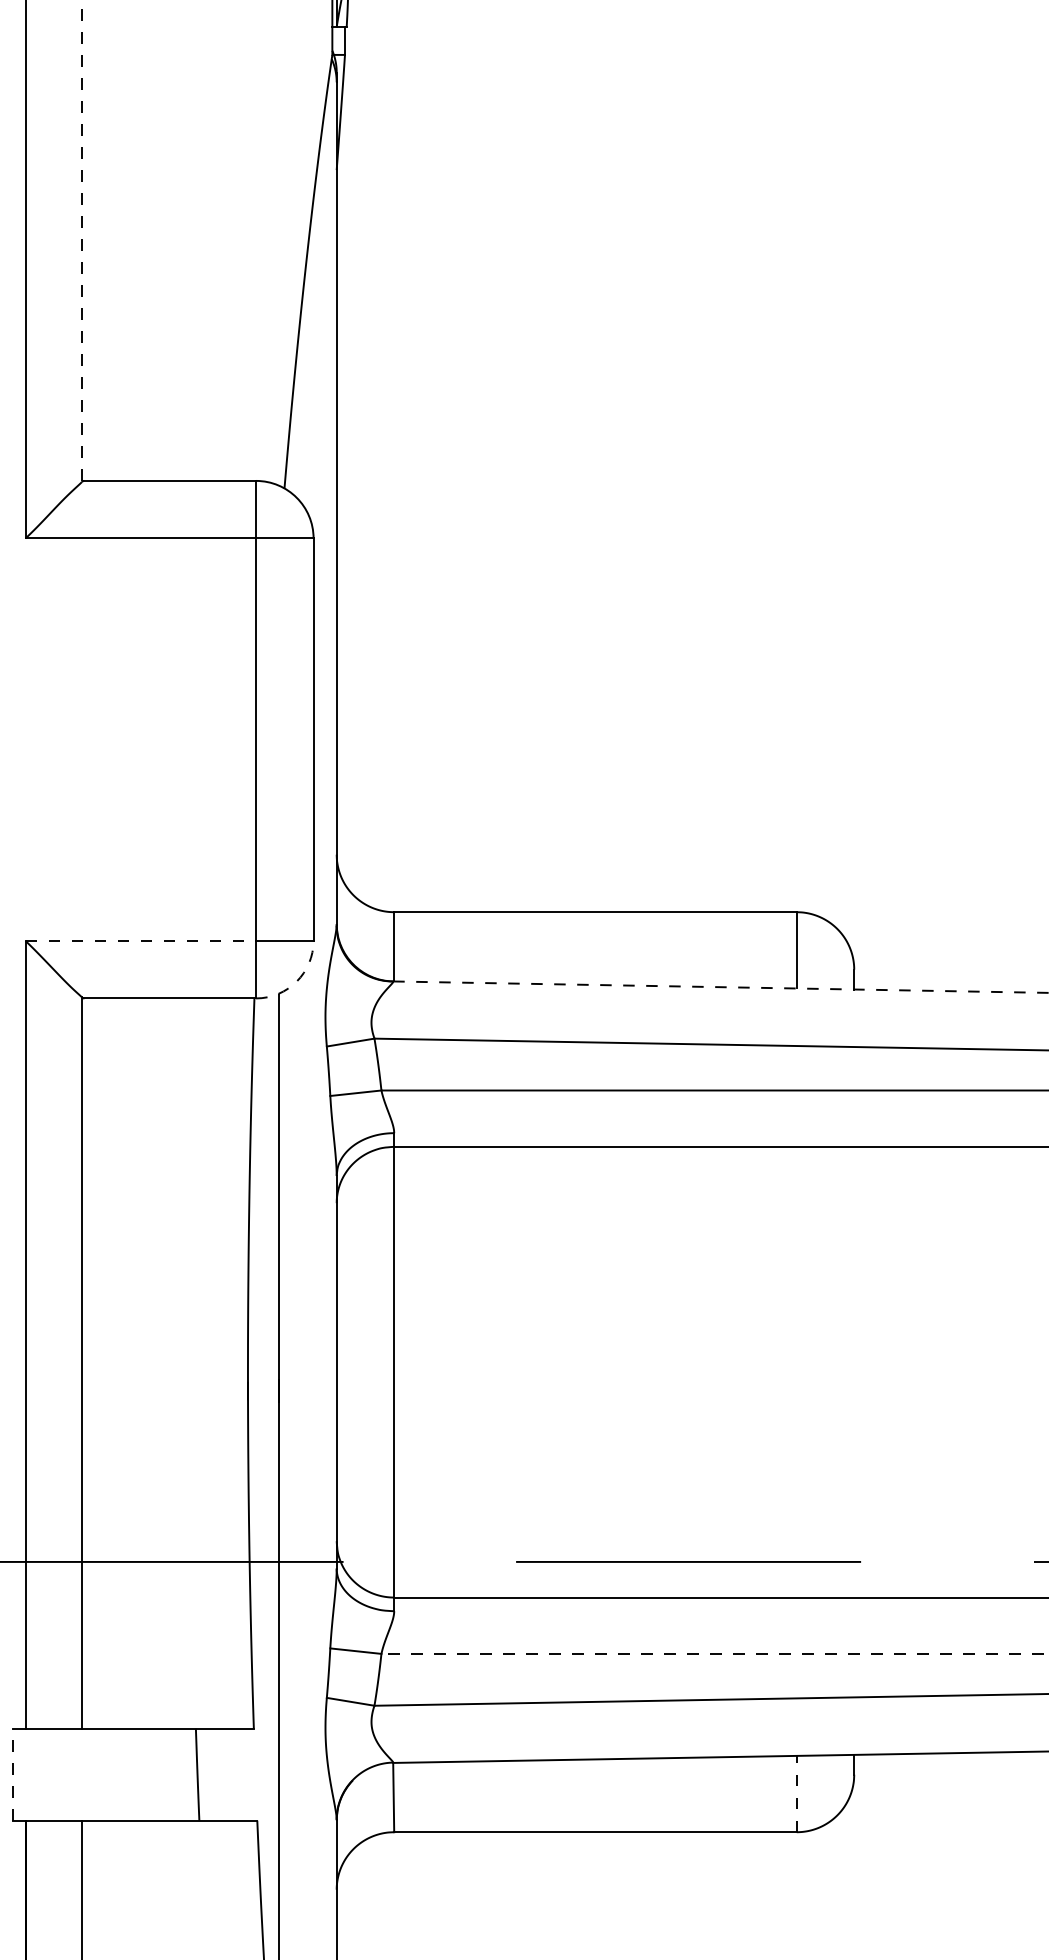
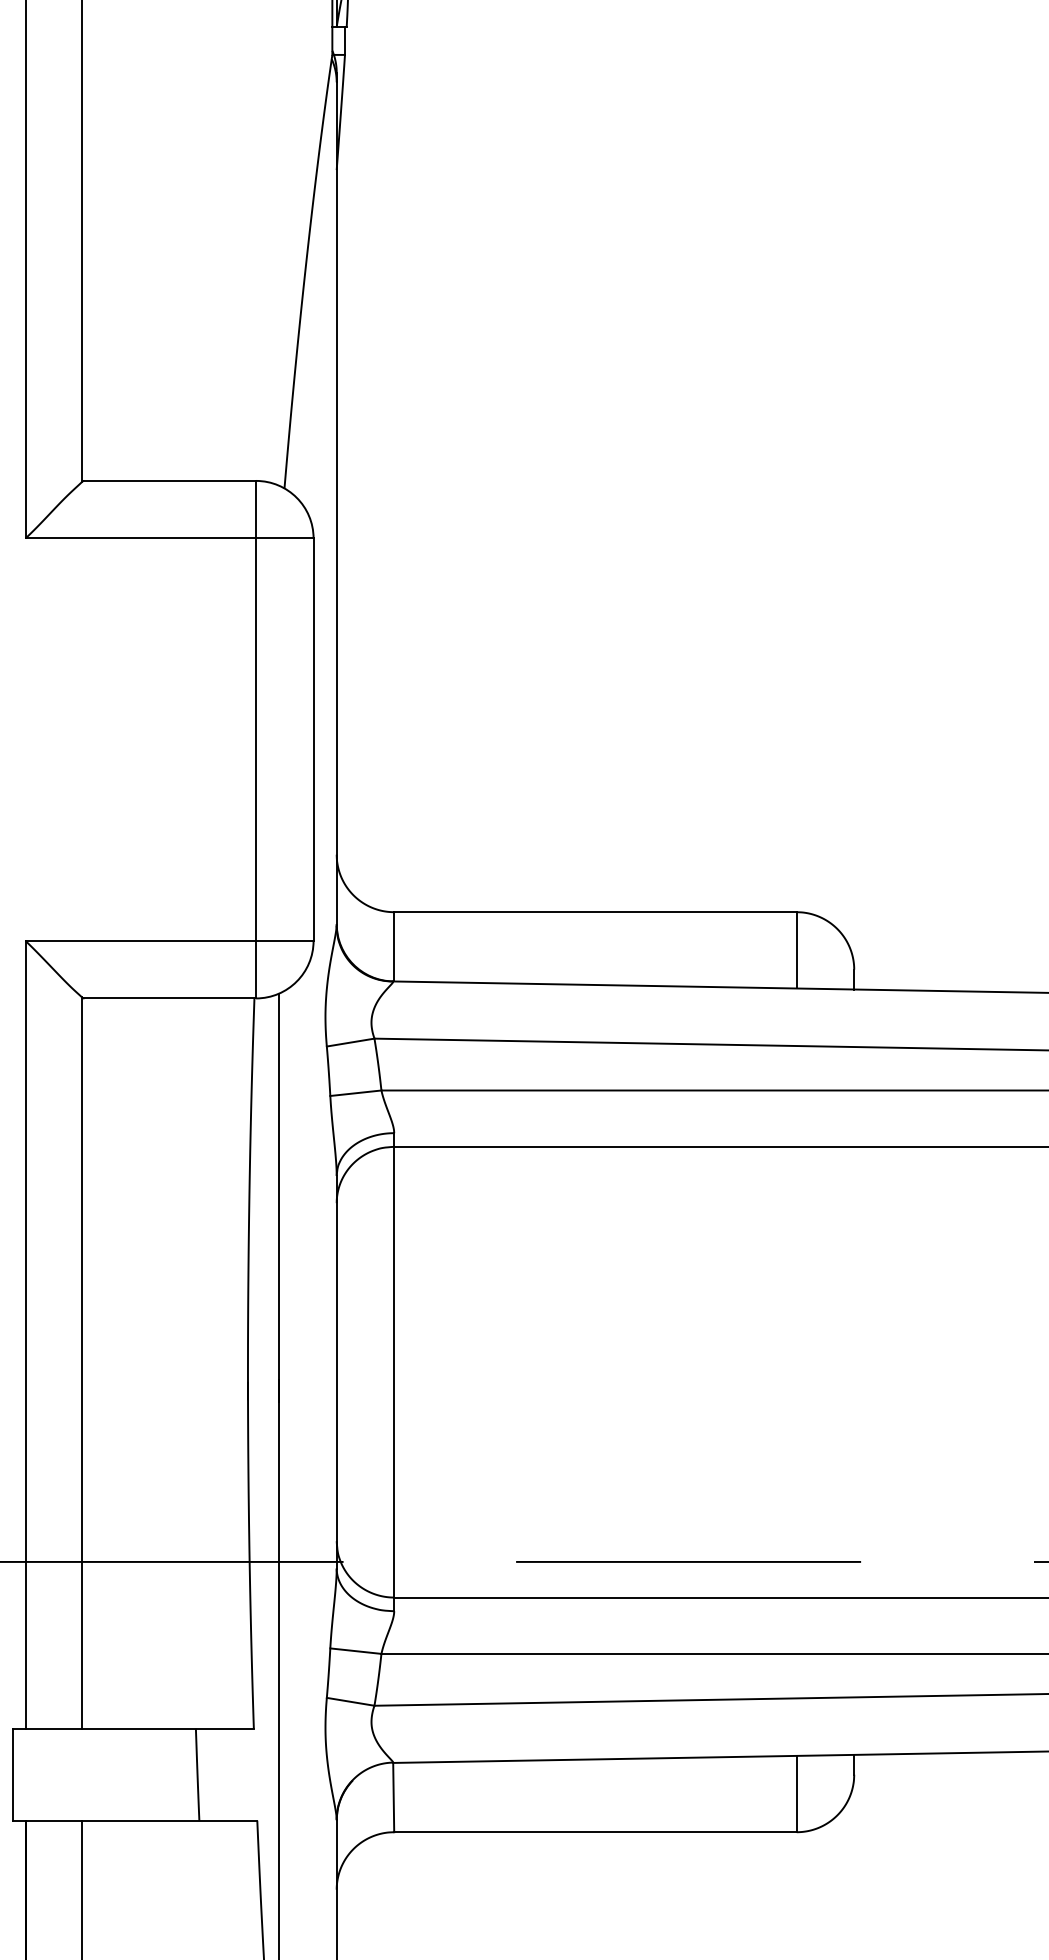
line: dashed -> solid (81, 241)
line: dashed -> solid (141, 940)
arc: dashed -> solid (296, 981)
line: dashed -> solid (721, 987)
line: dashed -> solid (714, 1653)
line: dashed -> solid (13, 1774)
line: dashed -> solid (796, 1793)
